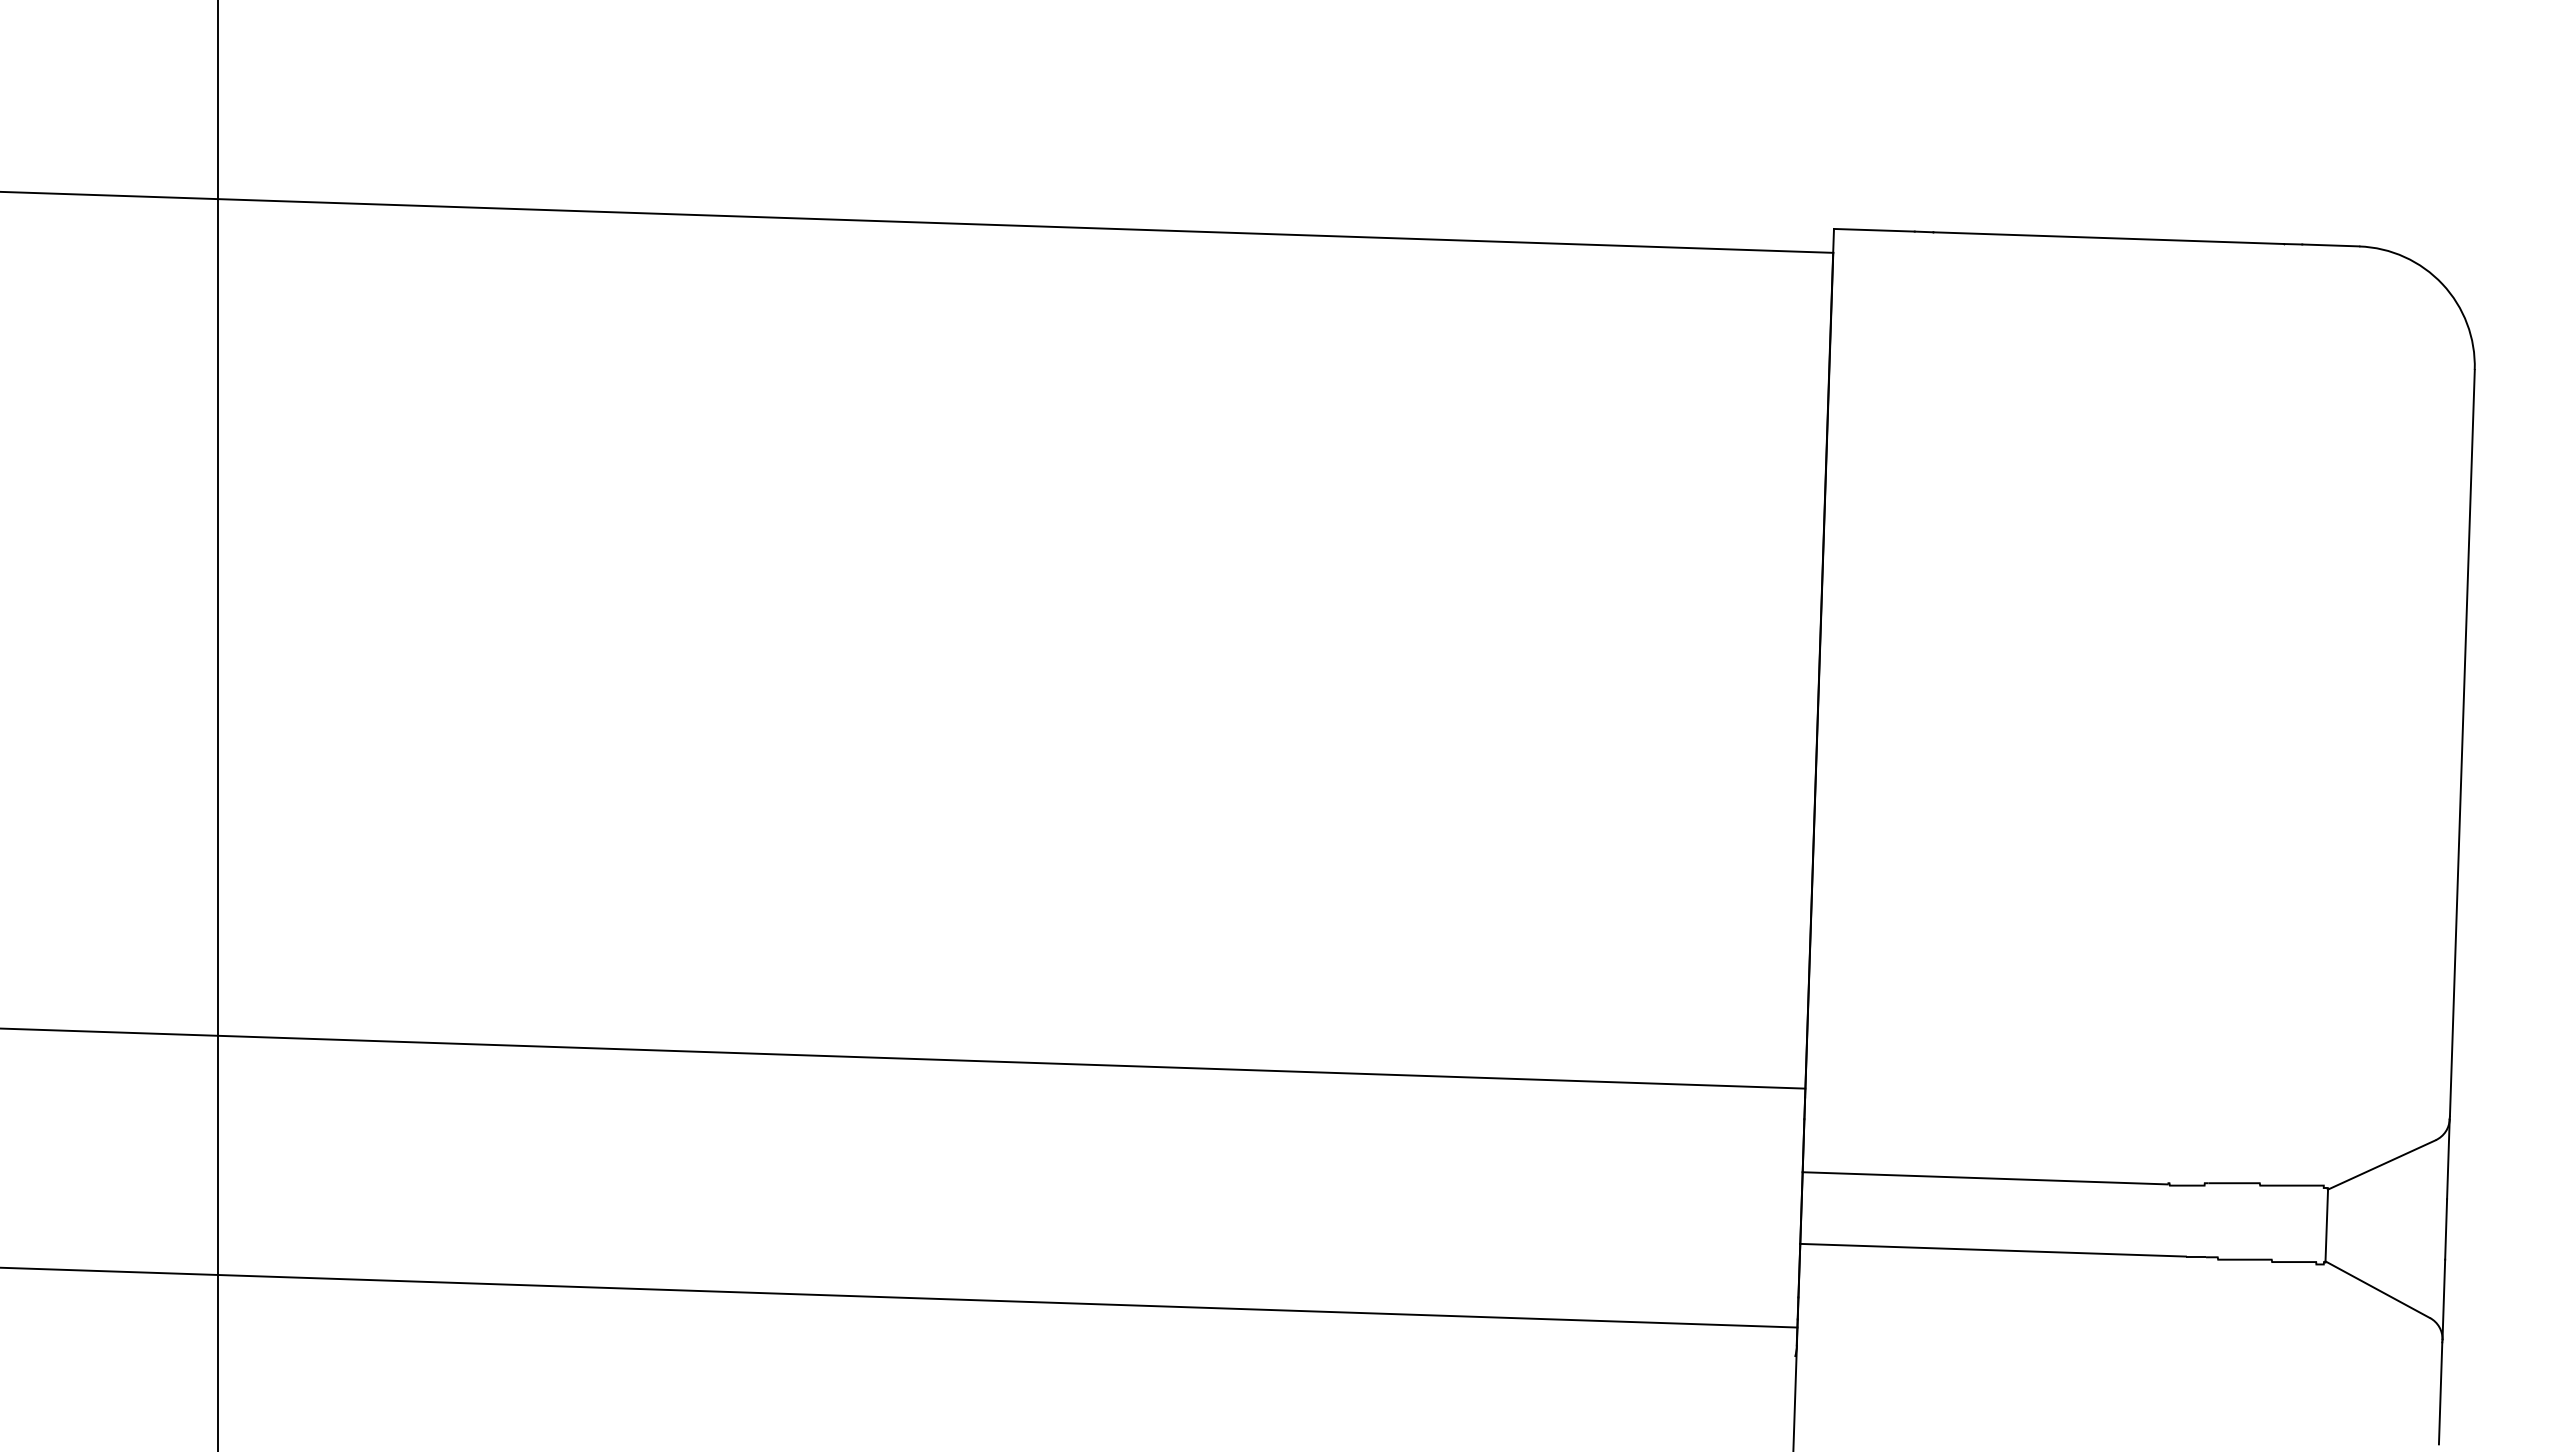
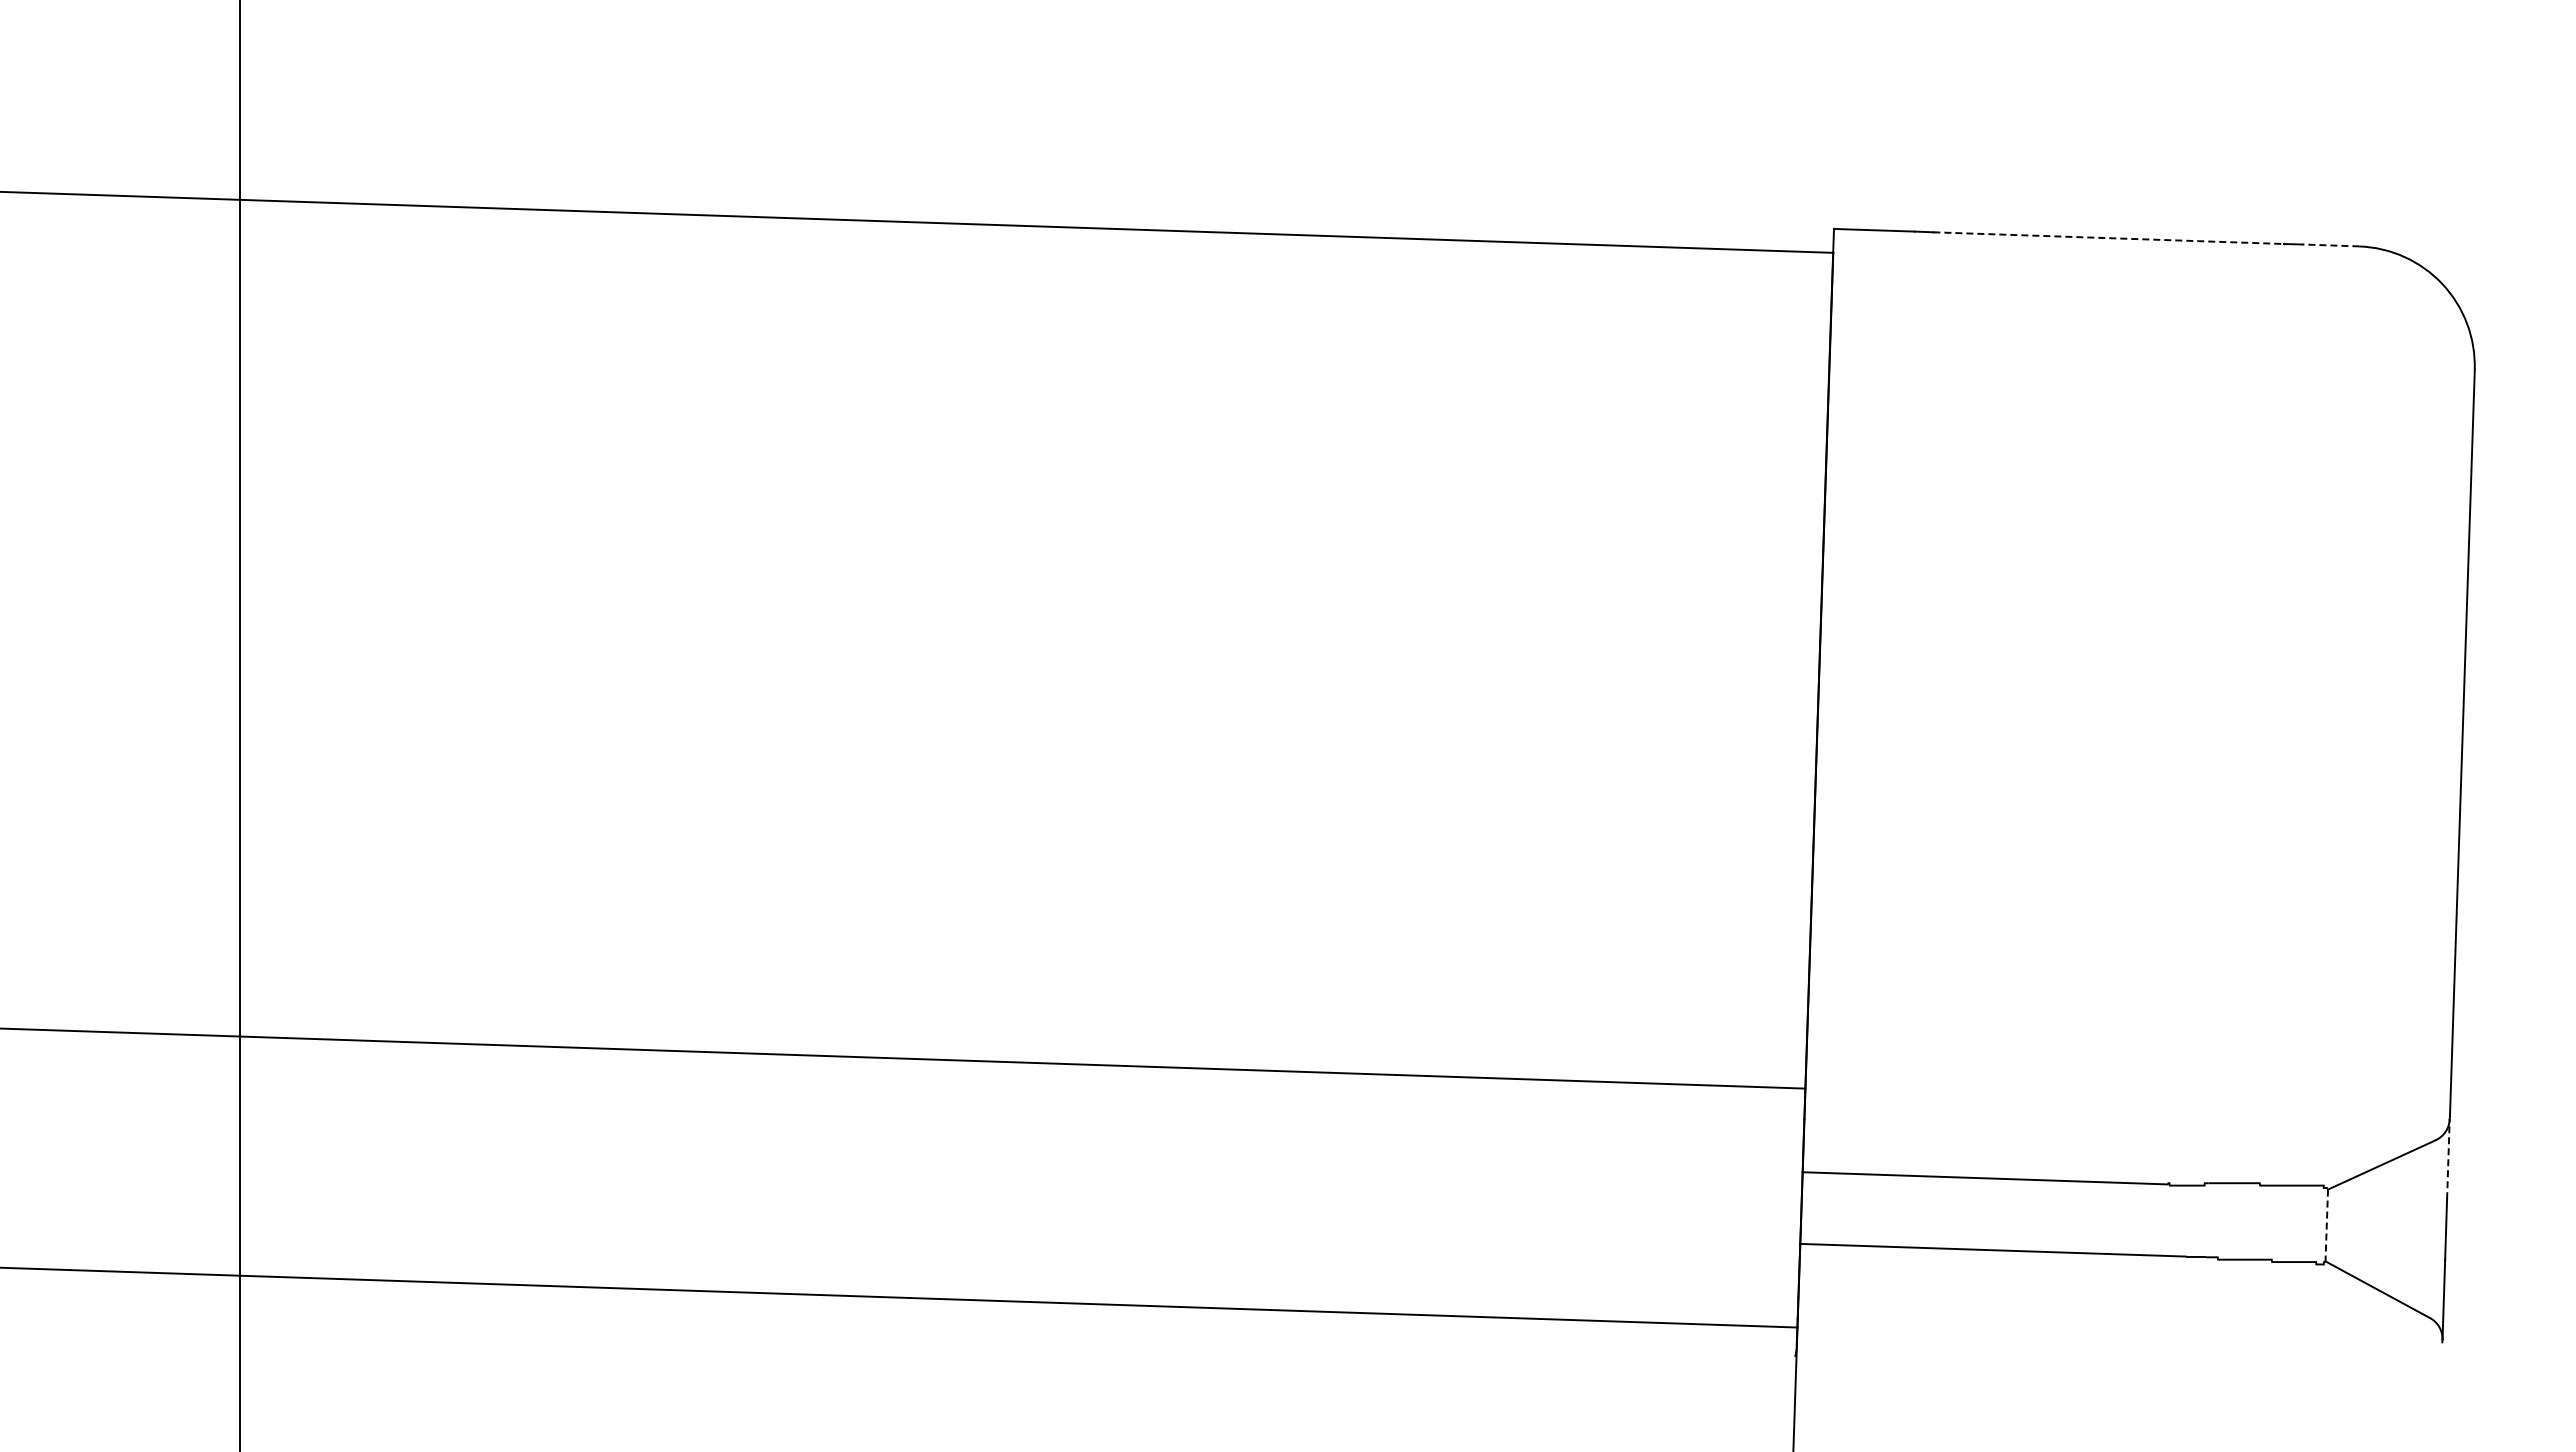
line: solid -> dashed (2109, 238)
line: solid -> dashed (2330, 245)
line position: (217, 725) -> (239, 725) (239, 725)
line: solid -> dashed (2448, 1158)
line: solid -> dashed (2326, 1224)
line: present -> none (2440, 1393)
